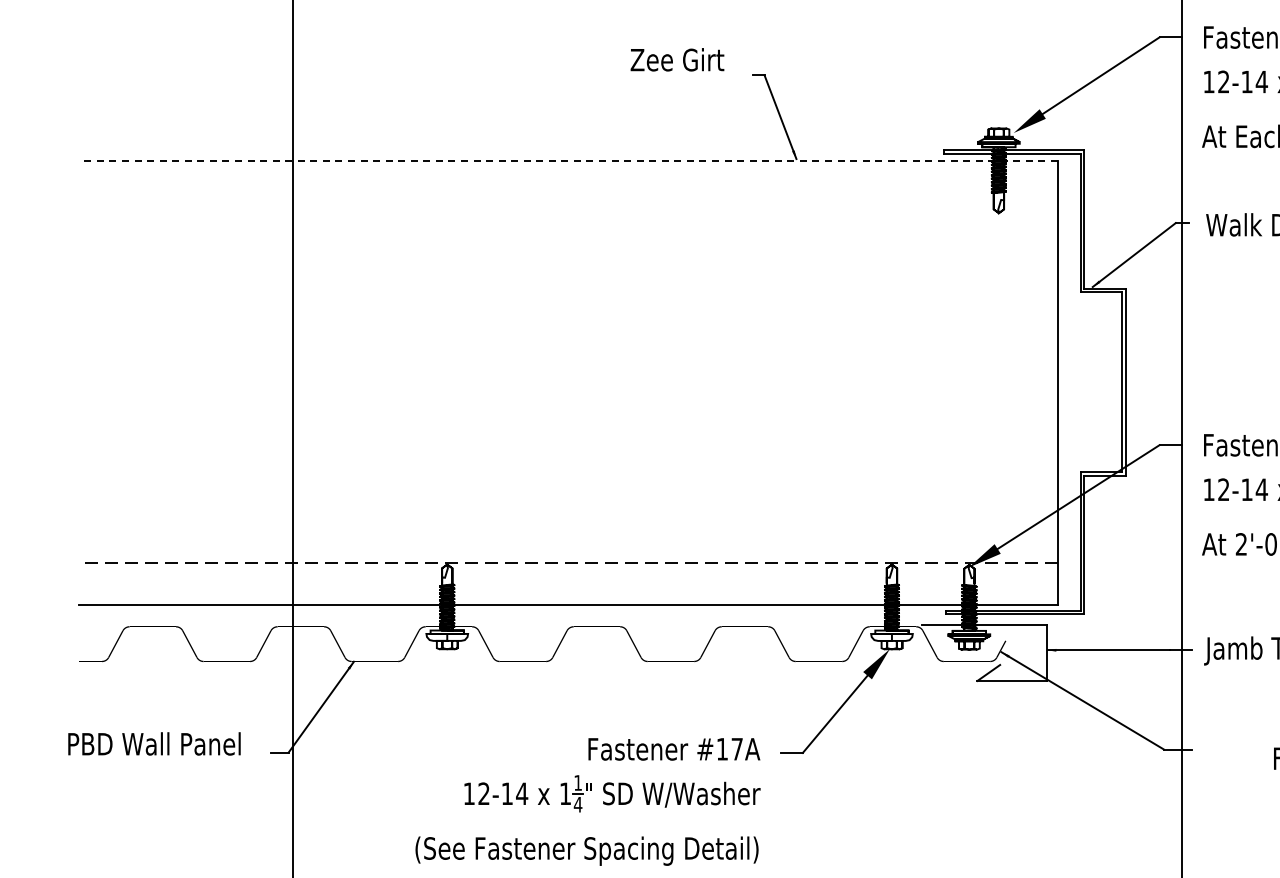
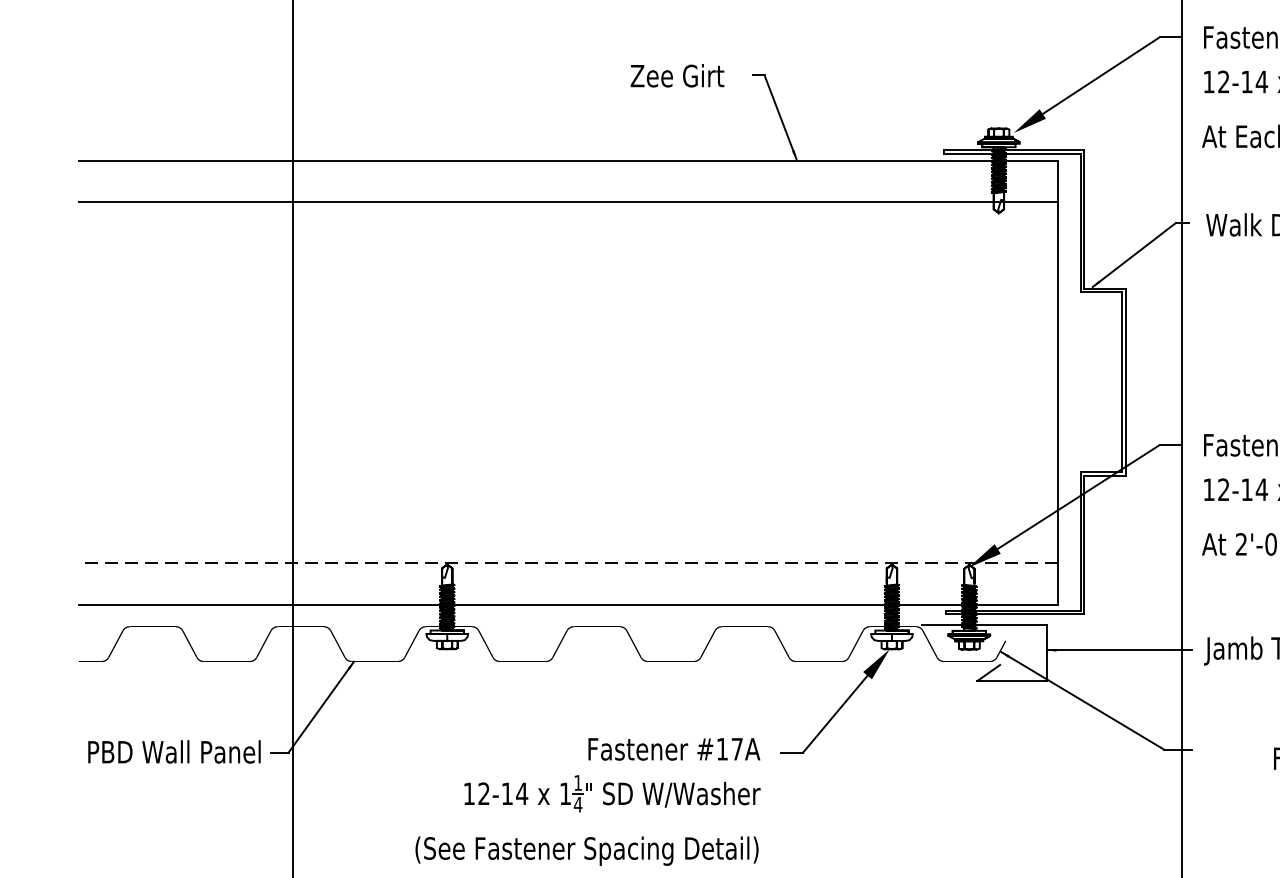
text position: (677, 59) -> (677, 75) (677, 75)
line: dashed -> solid (568, 160)
line: none -> present (567, 202)
text position: (154, 743) -> (174, 751) (174, 751)
